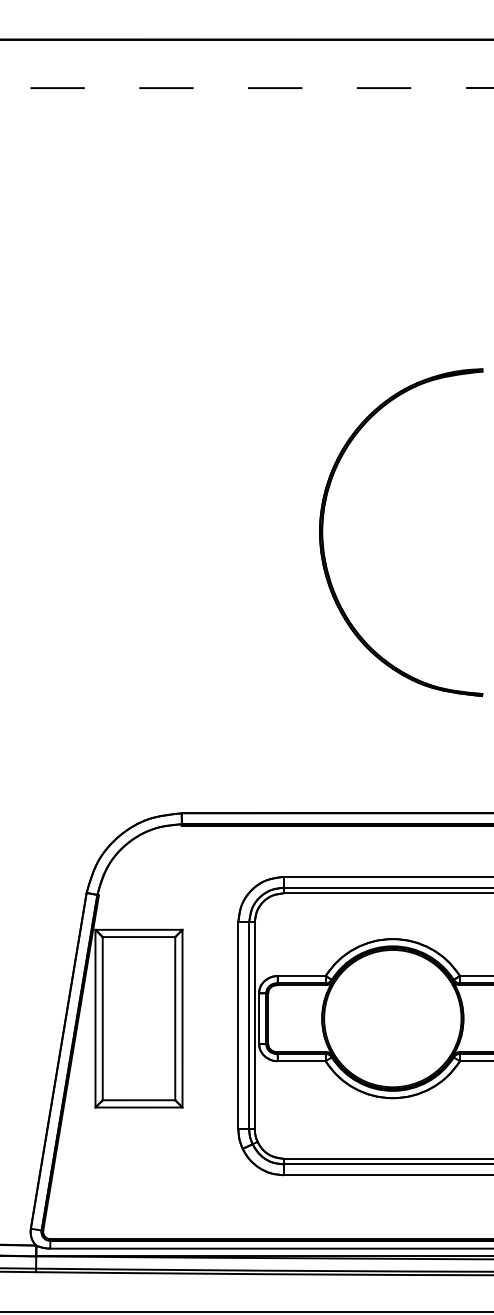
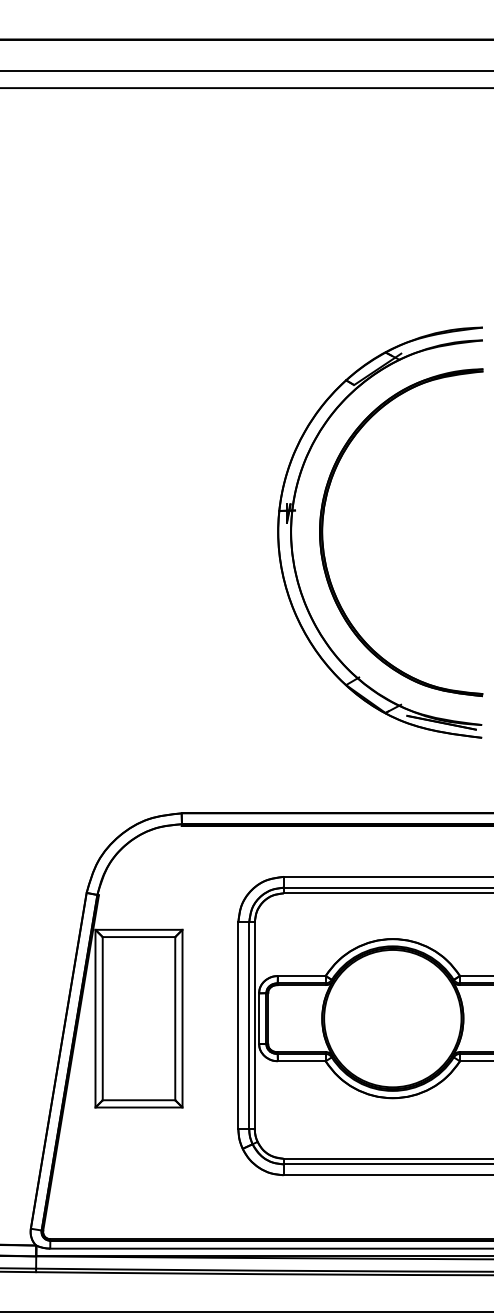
line: none -> present (246, 71)
line: dashed -> solid (246, 88)
part: none -> present (295, 511)
